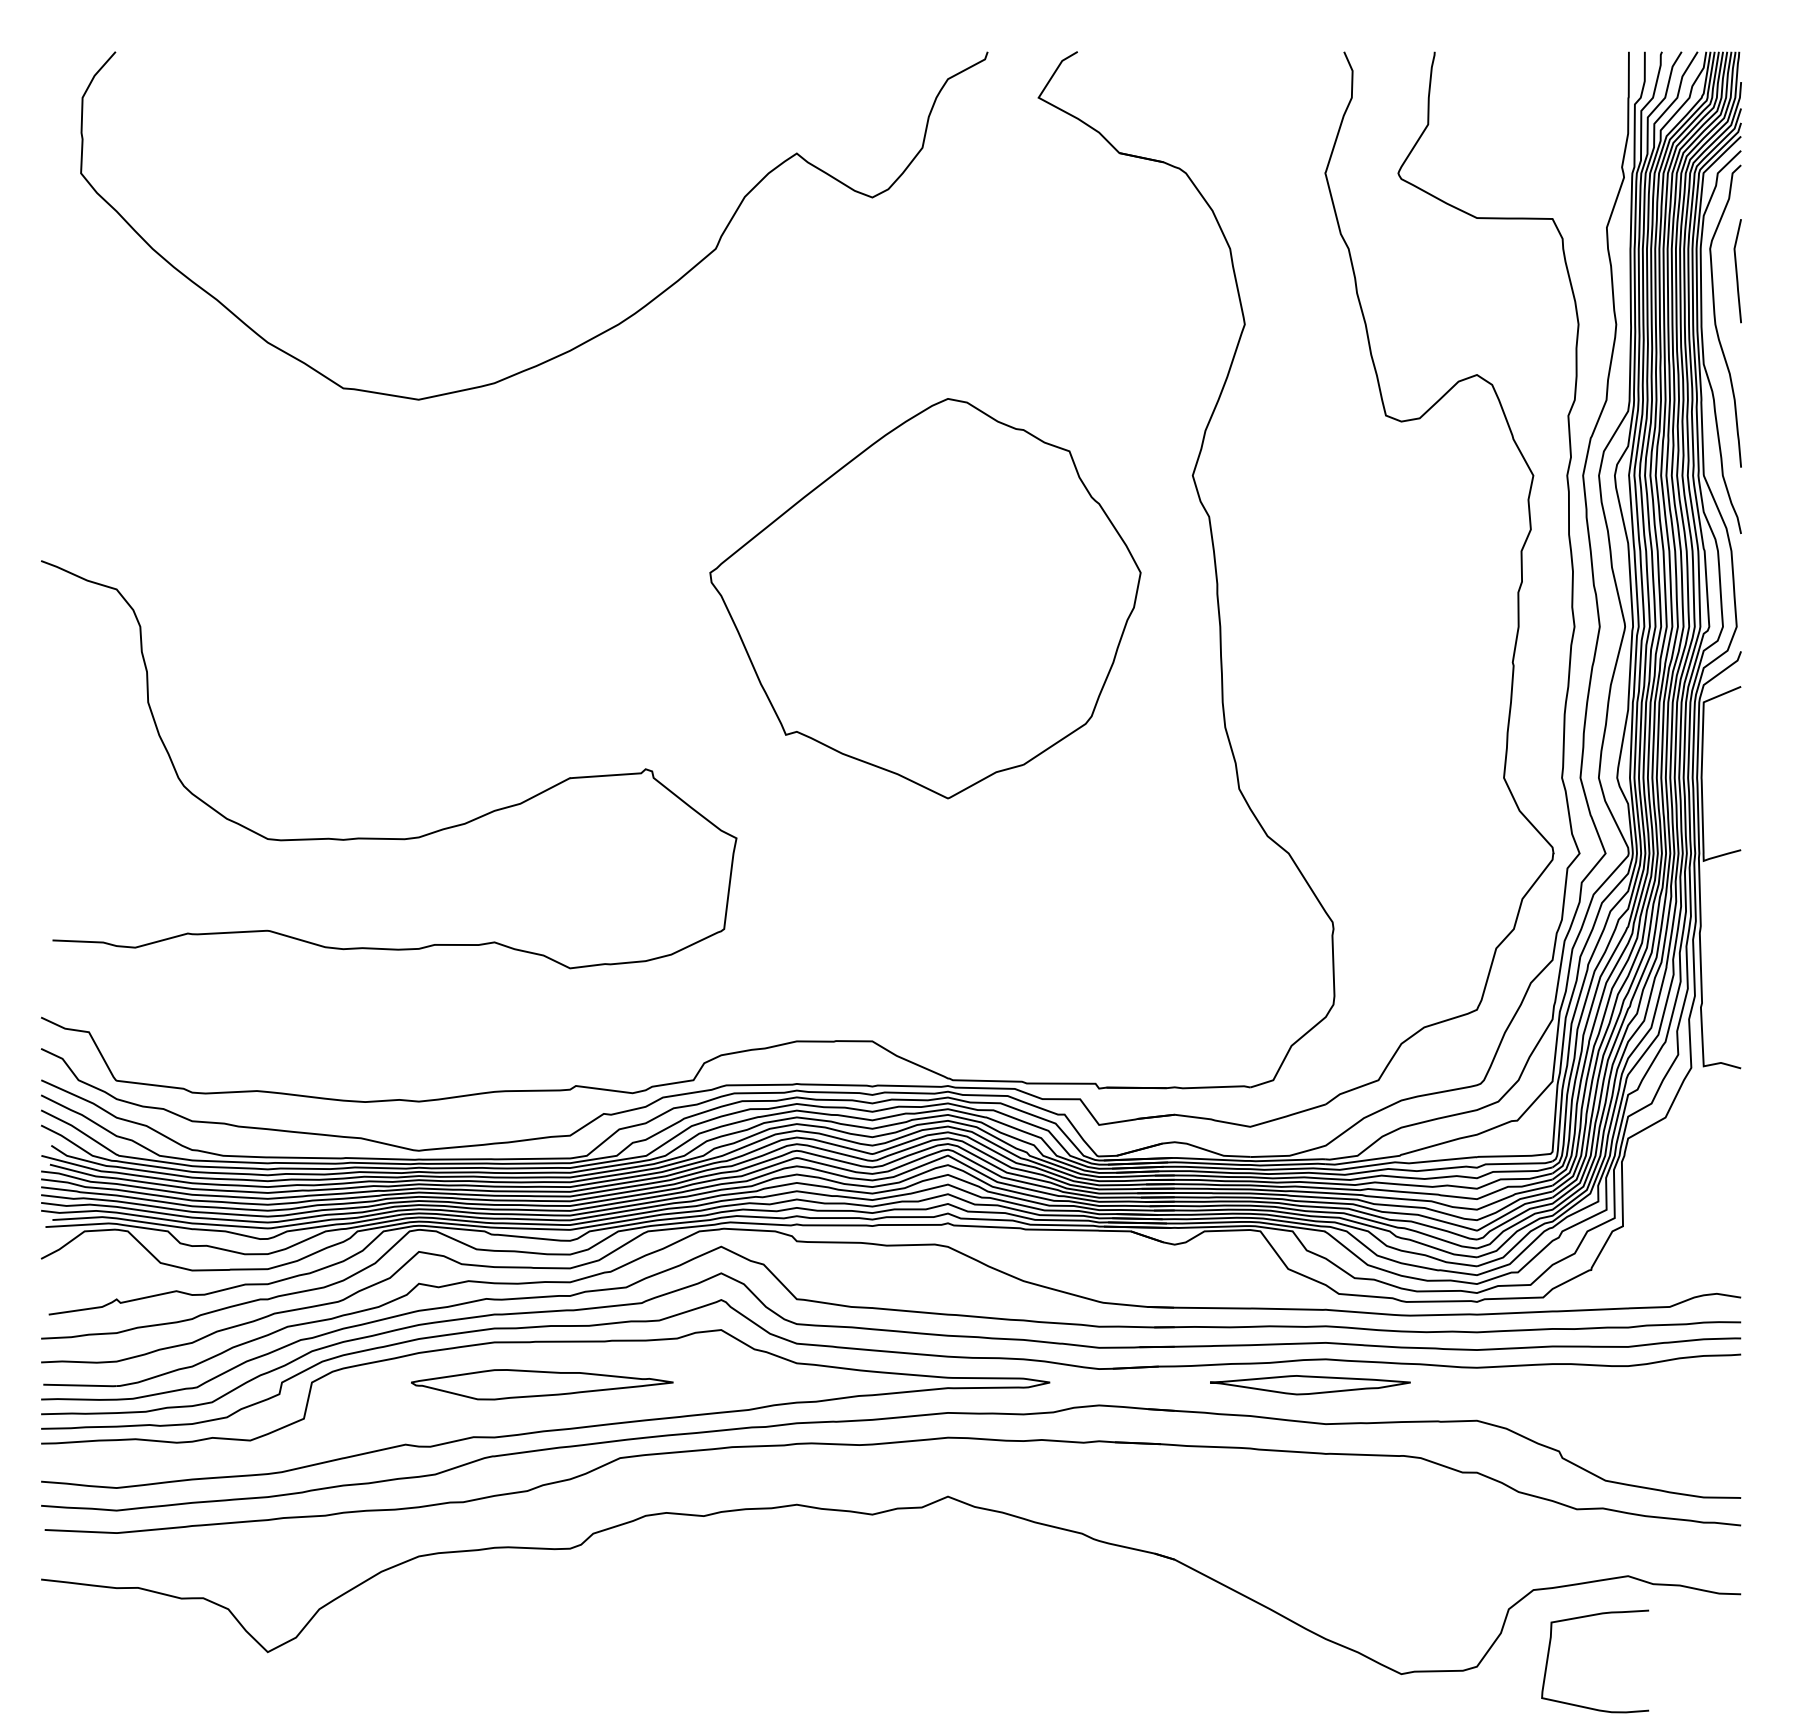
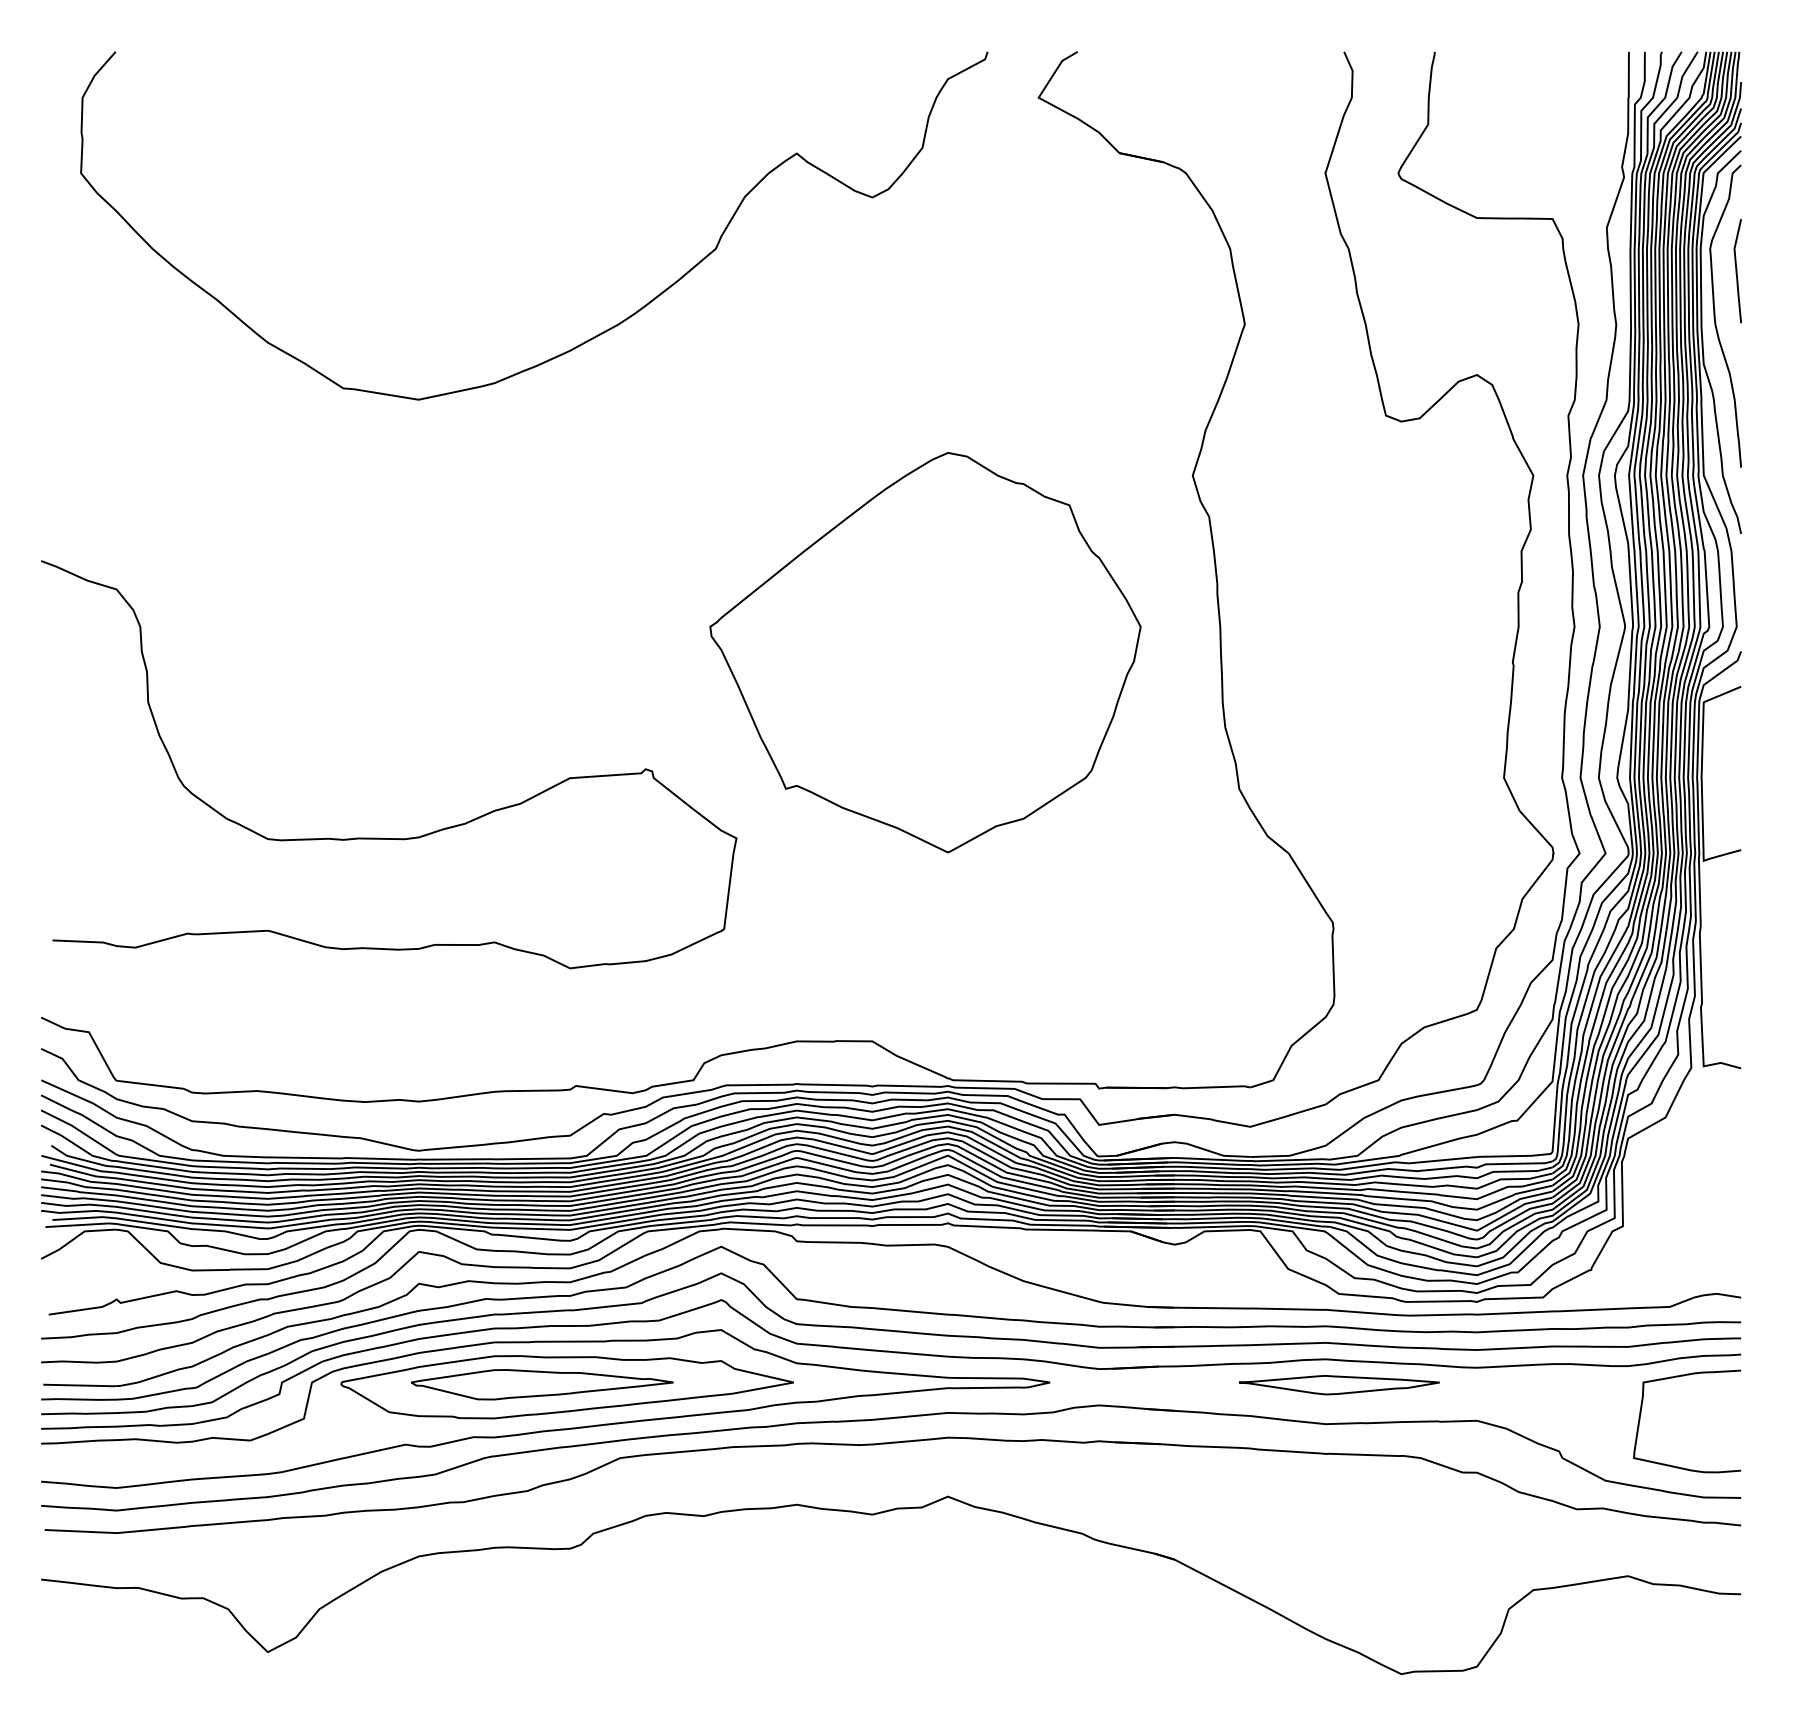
part position: (925, 598) -> (925, 652) (925, 652)
part position: (1310, 1385) -> (1339, 1385) (1339, 1385)
part: none -> present (566, 1387)
curve position: (1586, 1617) -> (1678, 1377) (1678, 1377)
